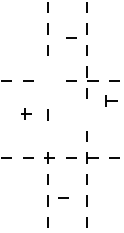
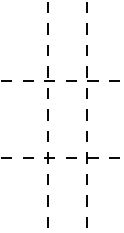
line: present -> none (71, 37)
part: none -> present (49, 82)
part: present -> none (111, 100)
part: present -> none (26, 113)
line: none -> present (86, 114)
line: none -> present (47, 136)
line: present -> none (63, 197)
